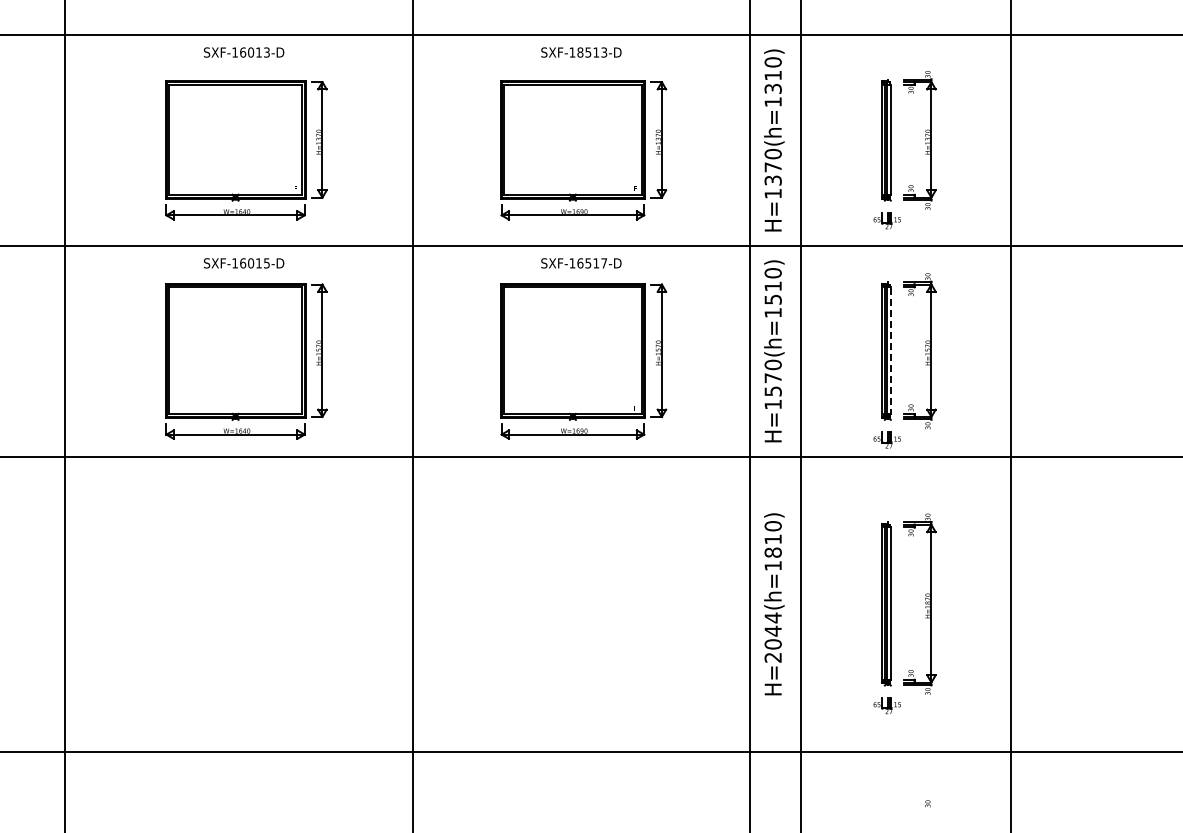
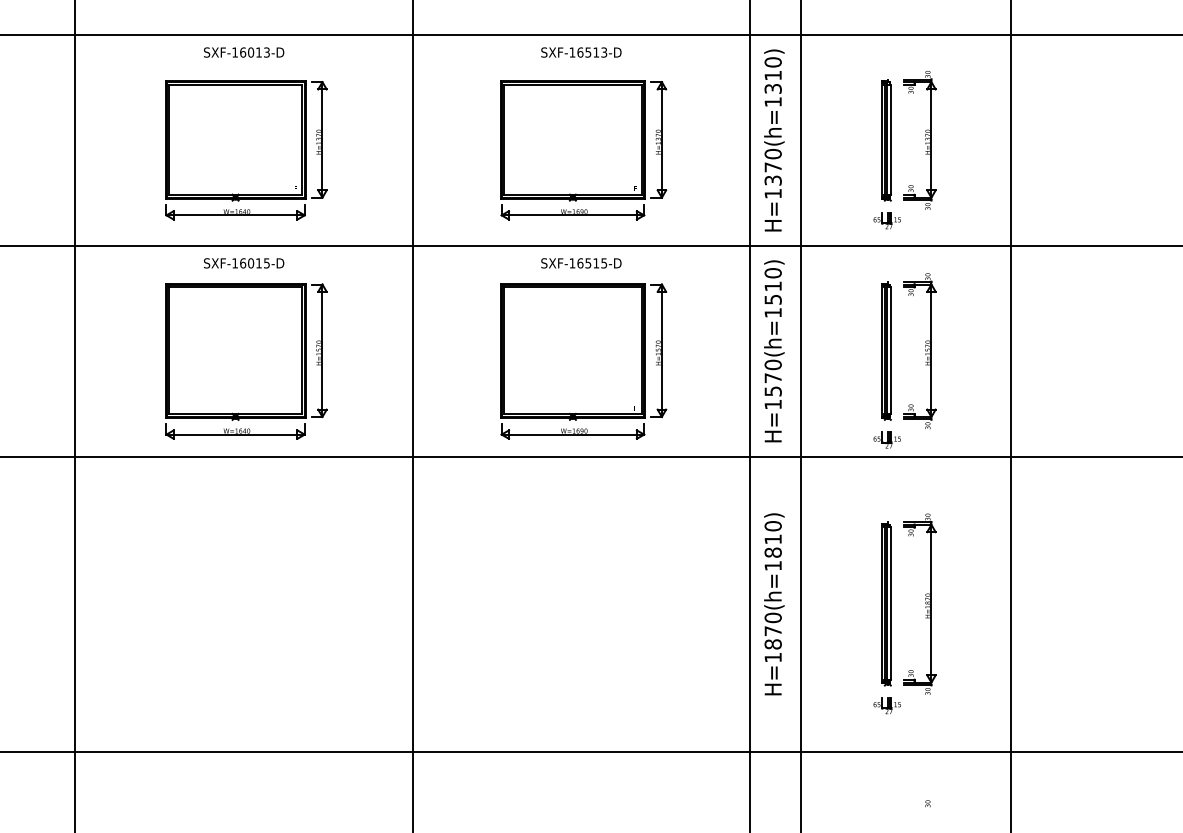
text: SXF-18513-D -> SXF-16513-D (580, 52)
text: SXF-16517-D -> SXF-16515-D (604, 263)
line: dashed -> solid (891, 350)
line position: (65, 415) -> (75, 415) (75, 415)
text: H=2044(h=1810) -> H=1870(h=1810) (772, 637)
